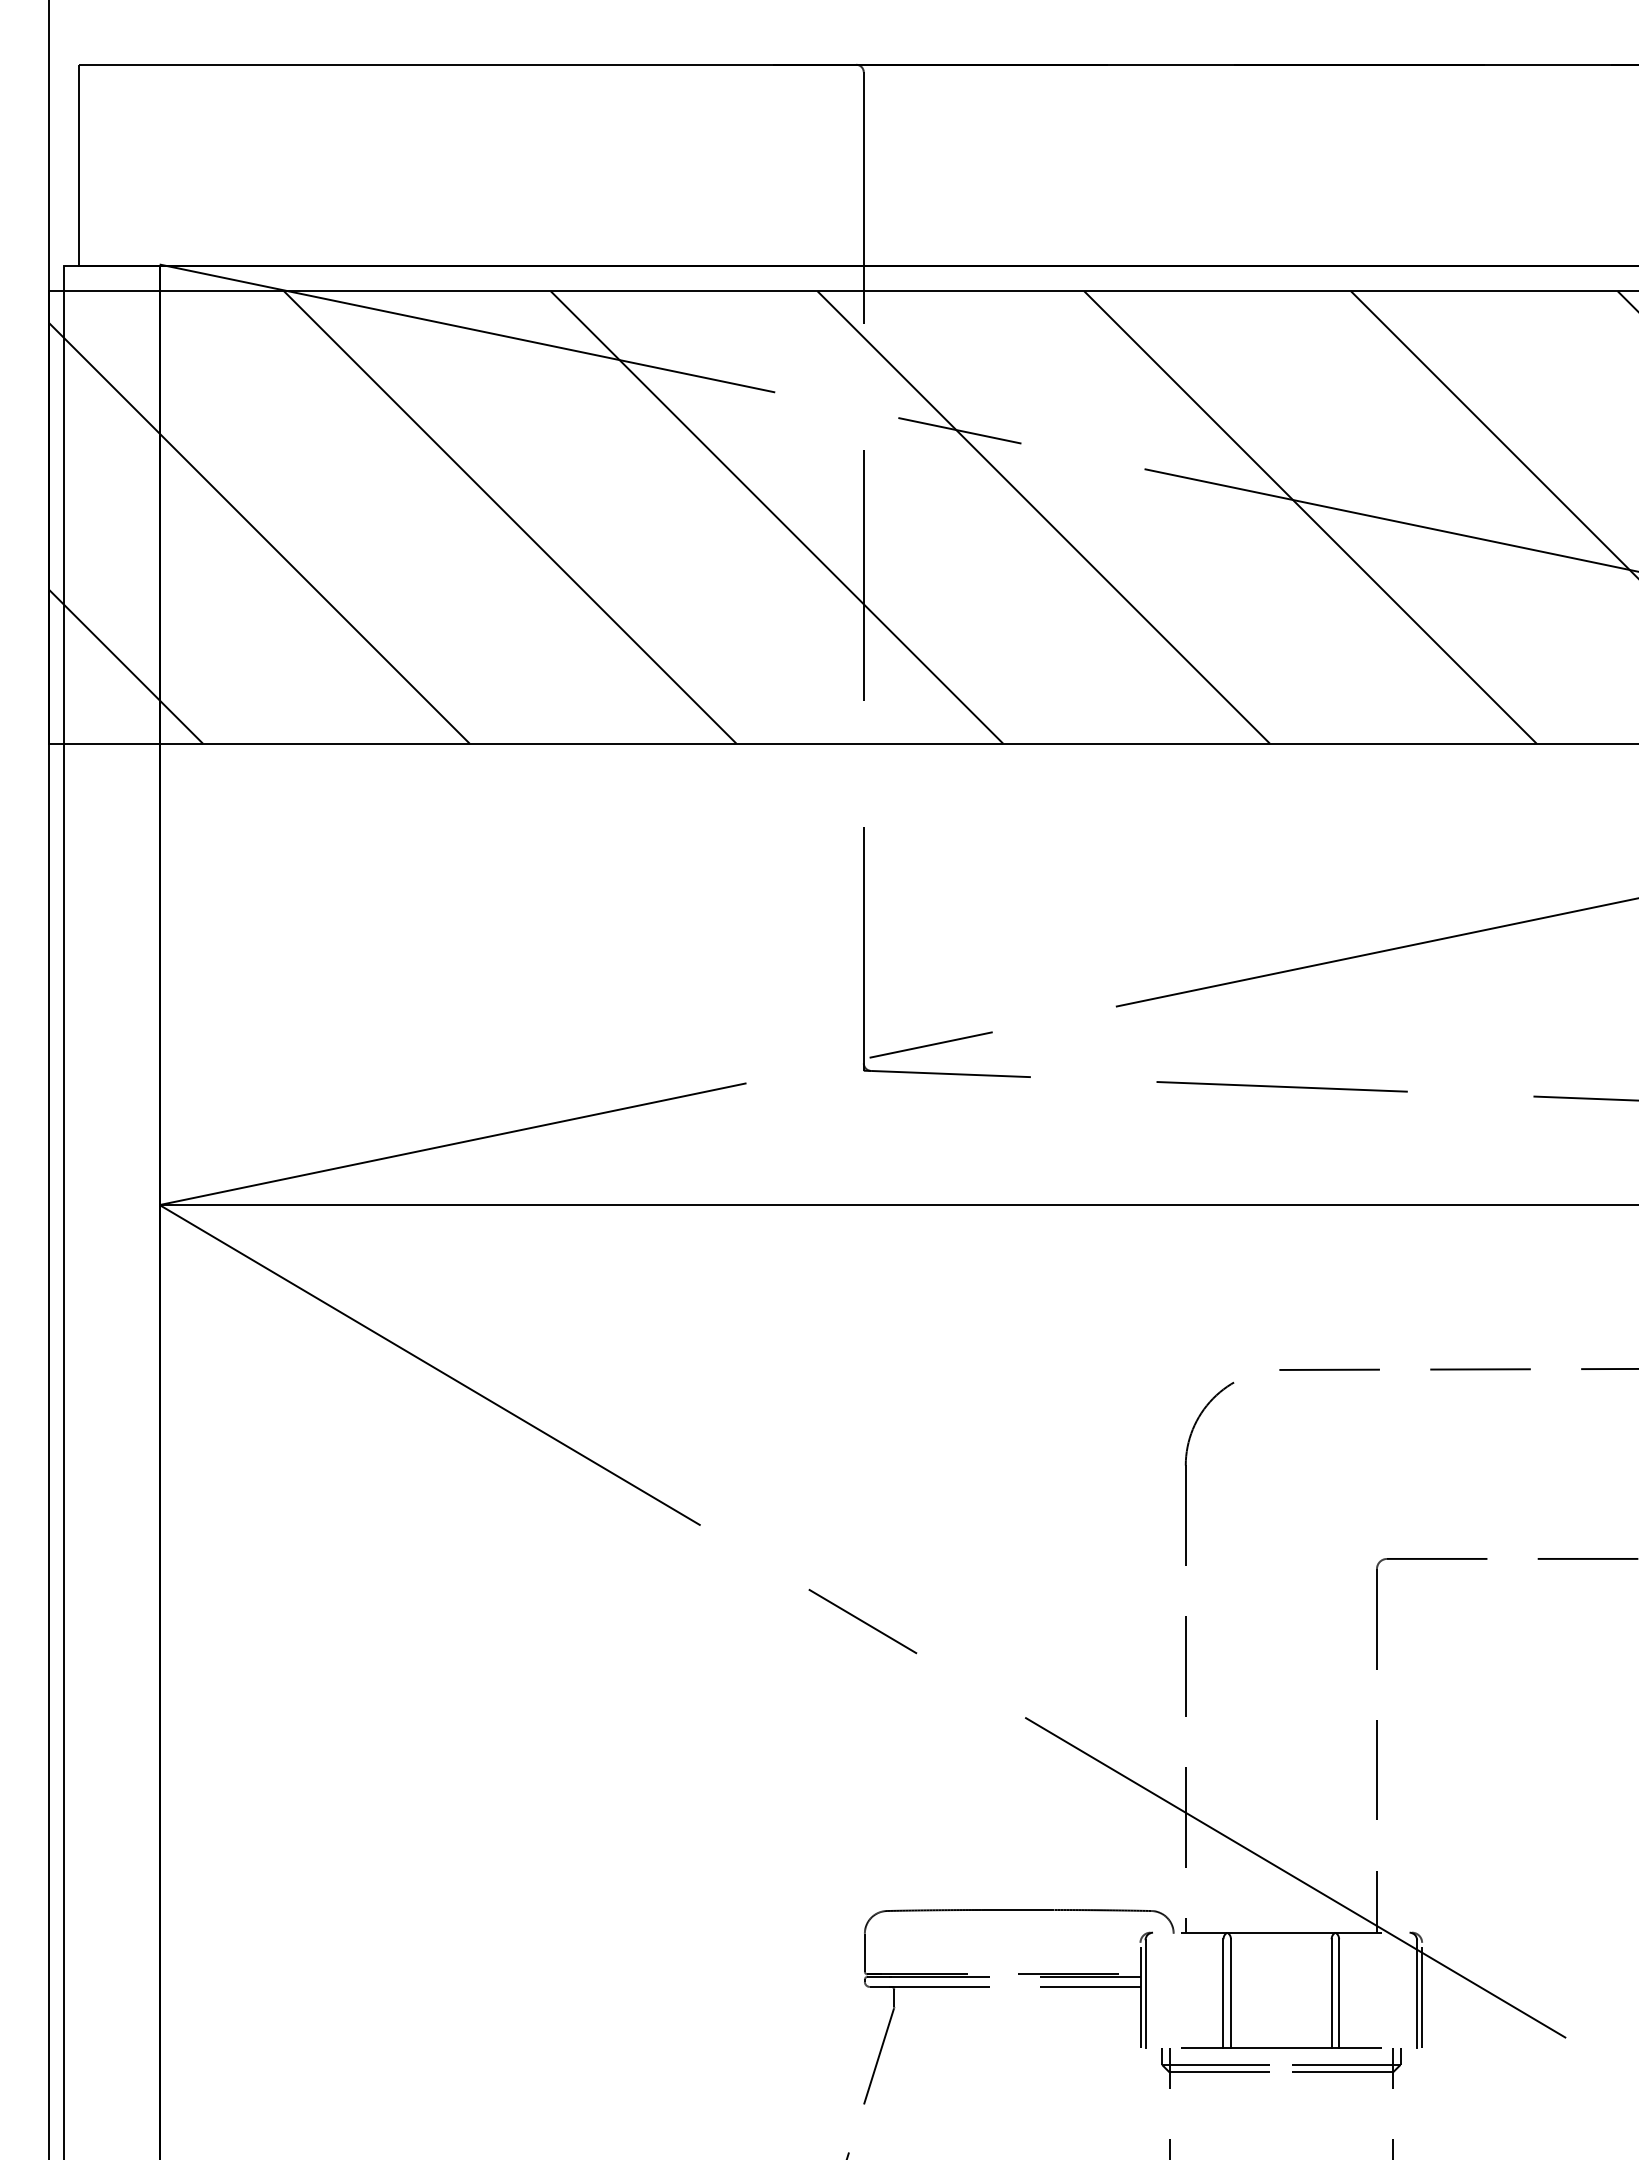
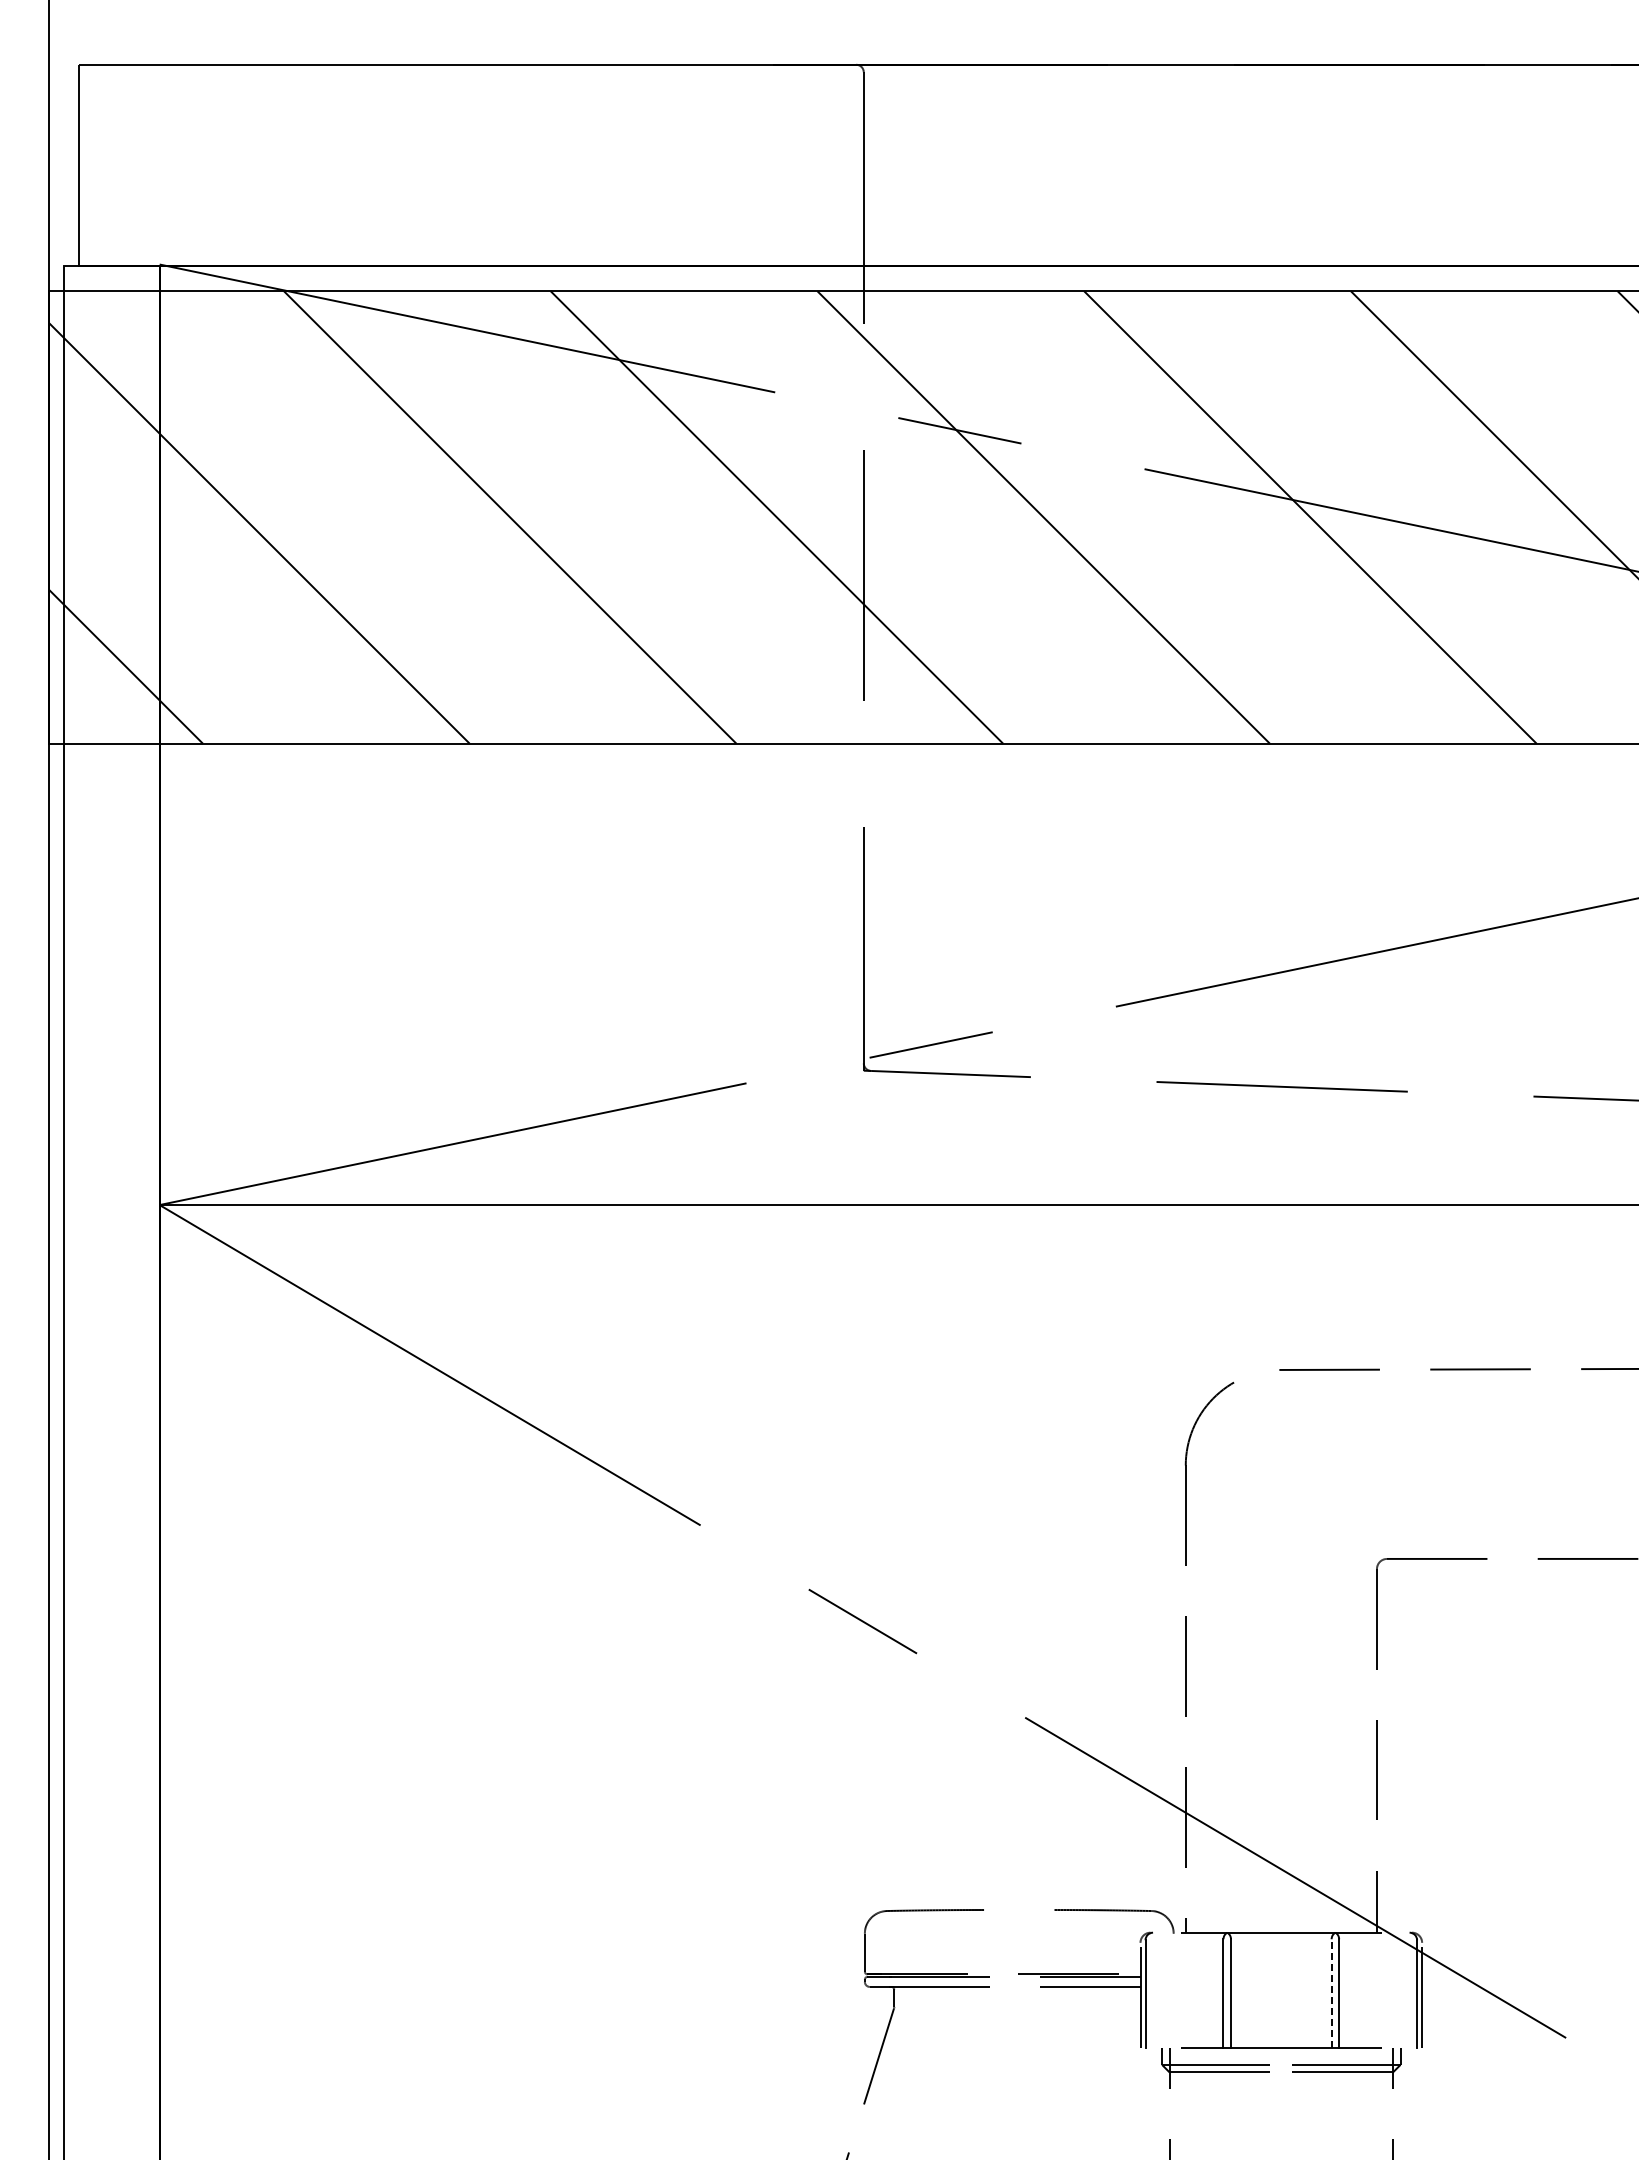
line: present -> none (1019, 1910)
line: solid -> dashed (1331, 1993)
